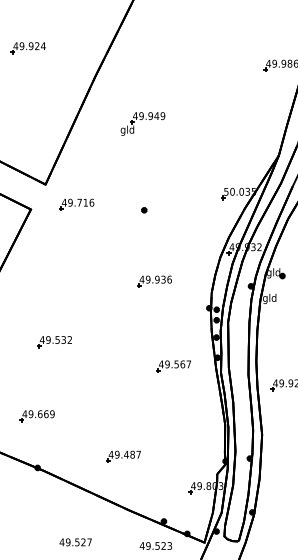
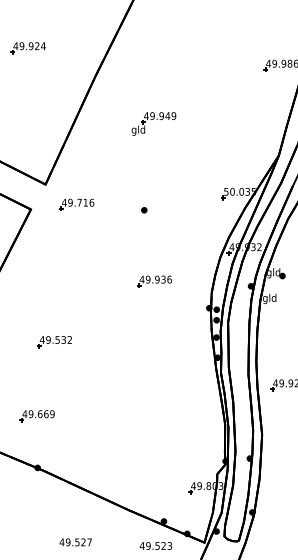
part position: (142, 123) -> (153, 123) (153, 123)
part: present -> none (173, 366)
part: present -> none (123, 456)
